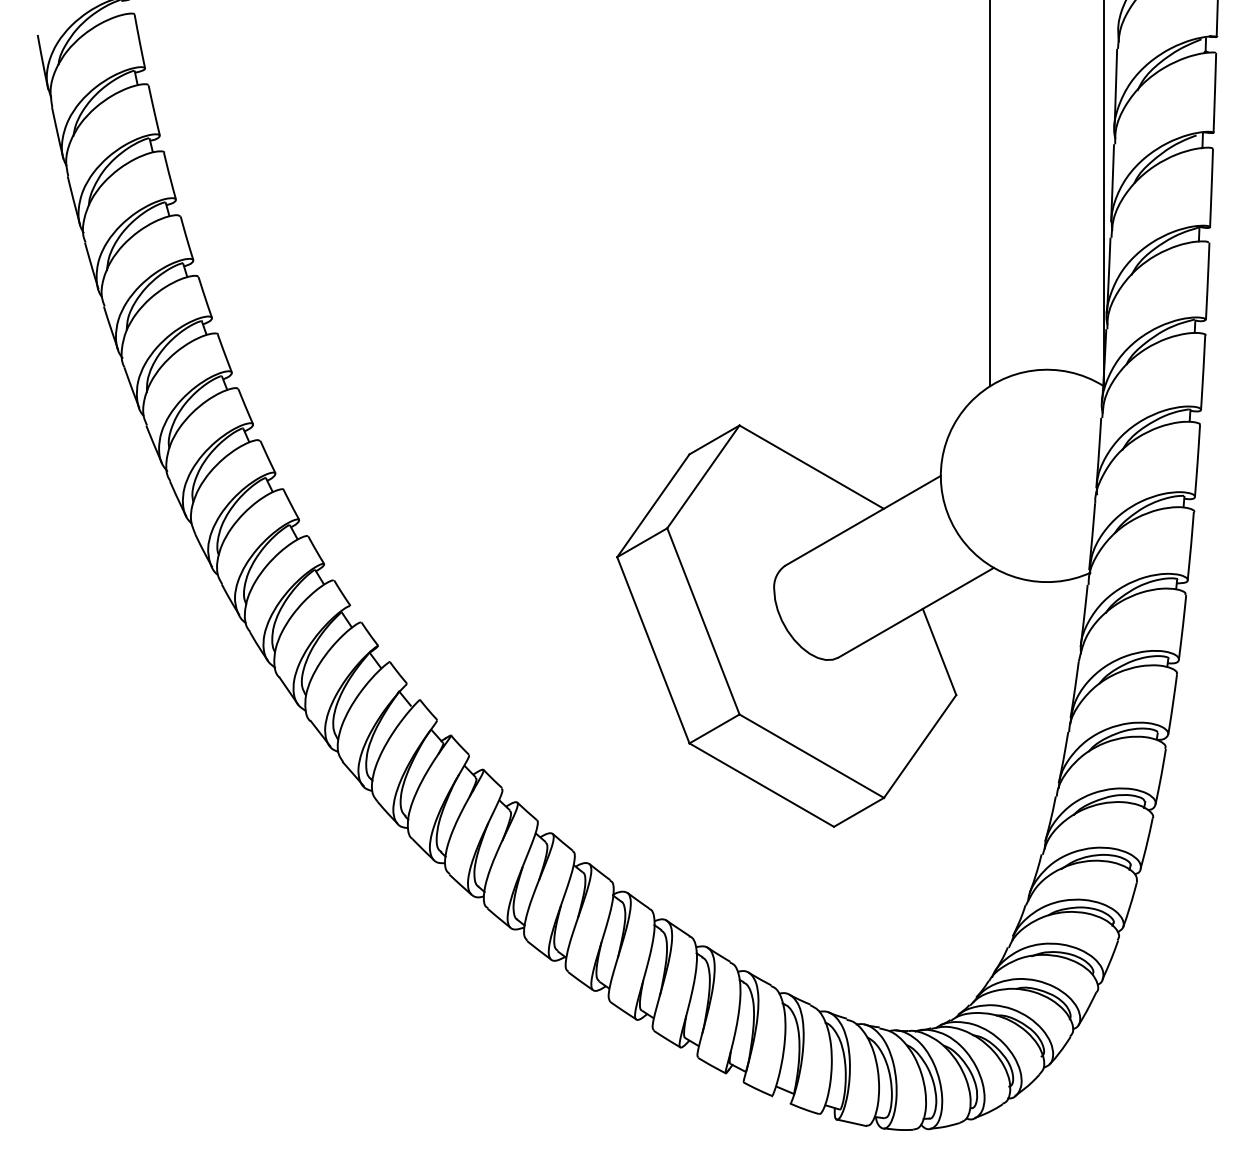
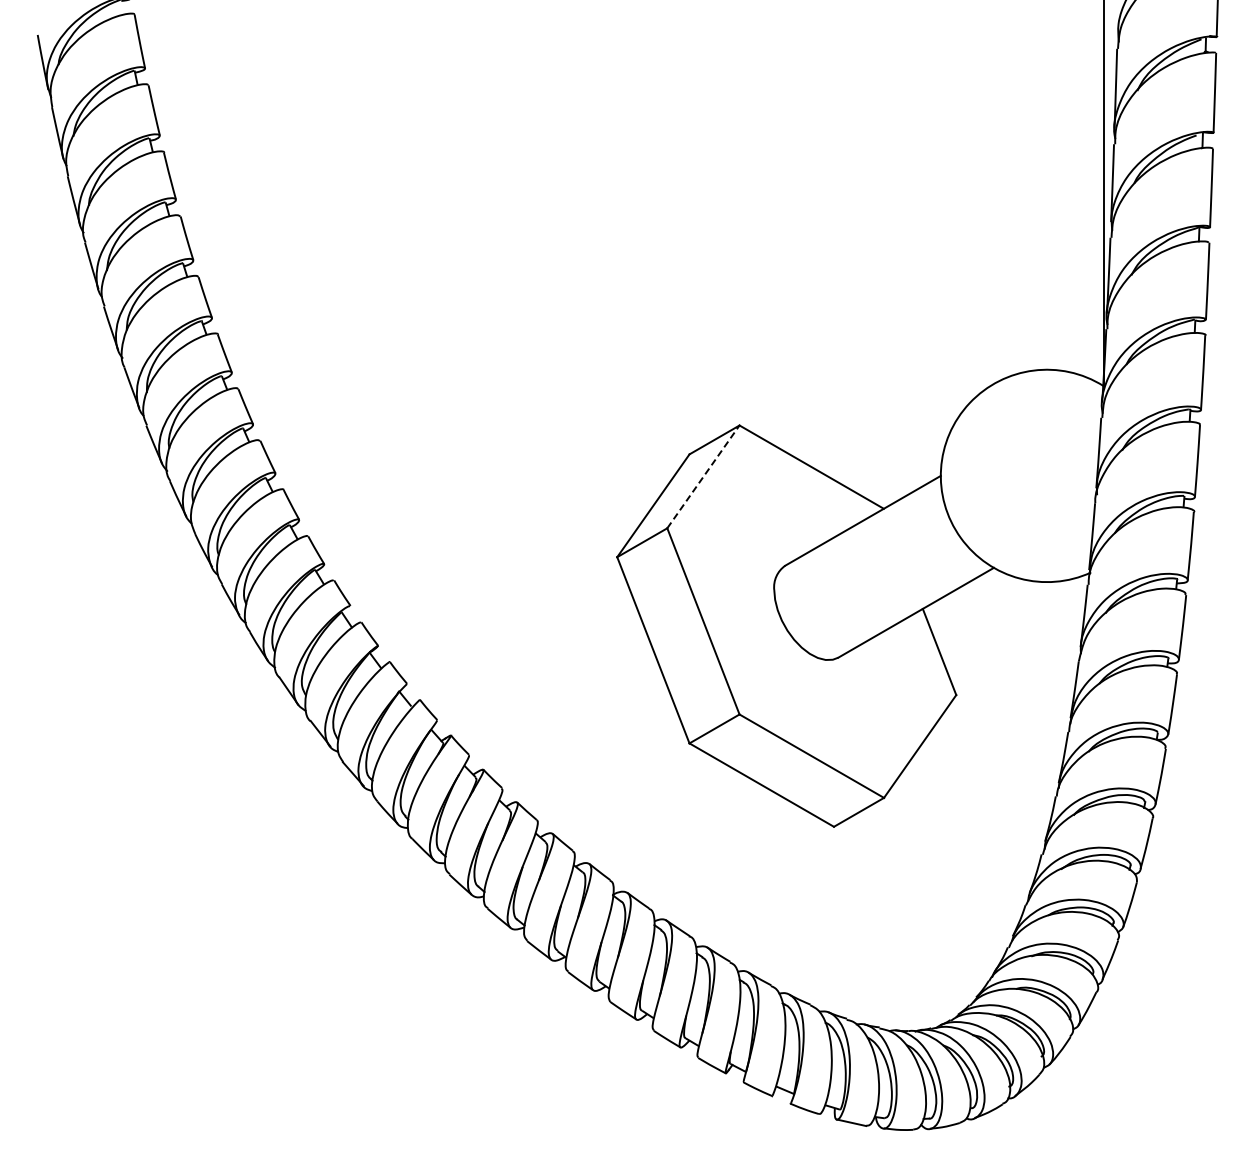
line: present -> none (990, 194)
line: solid -> dashed (703, 476)
